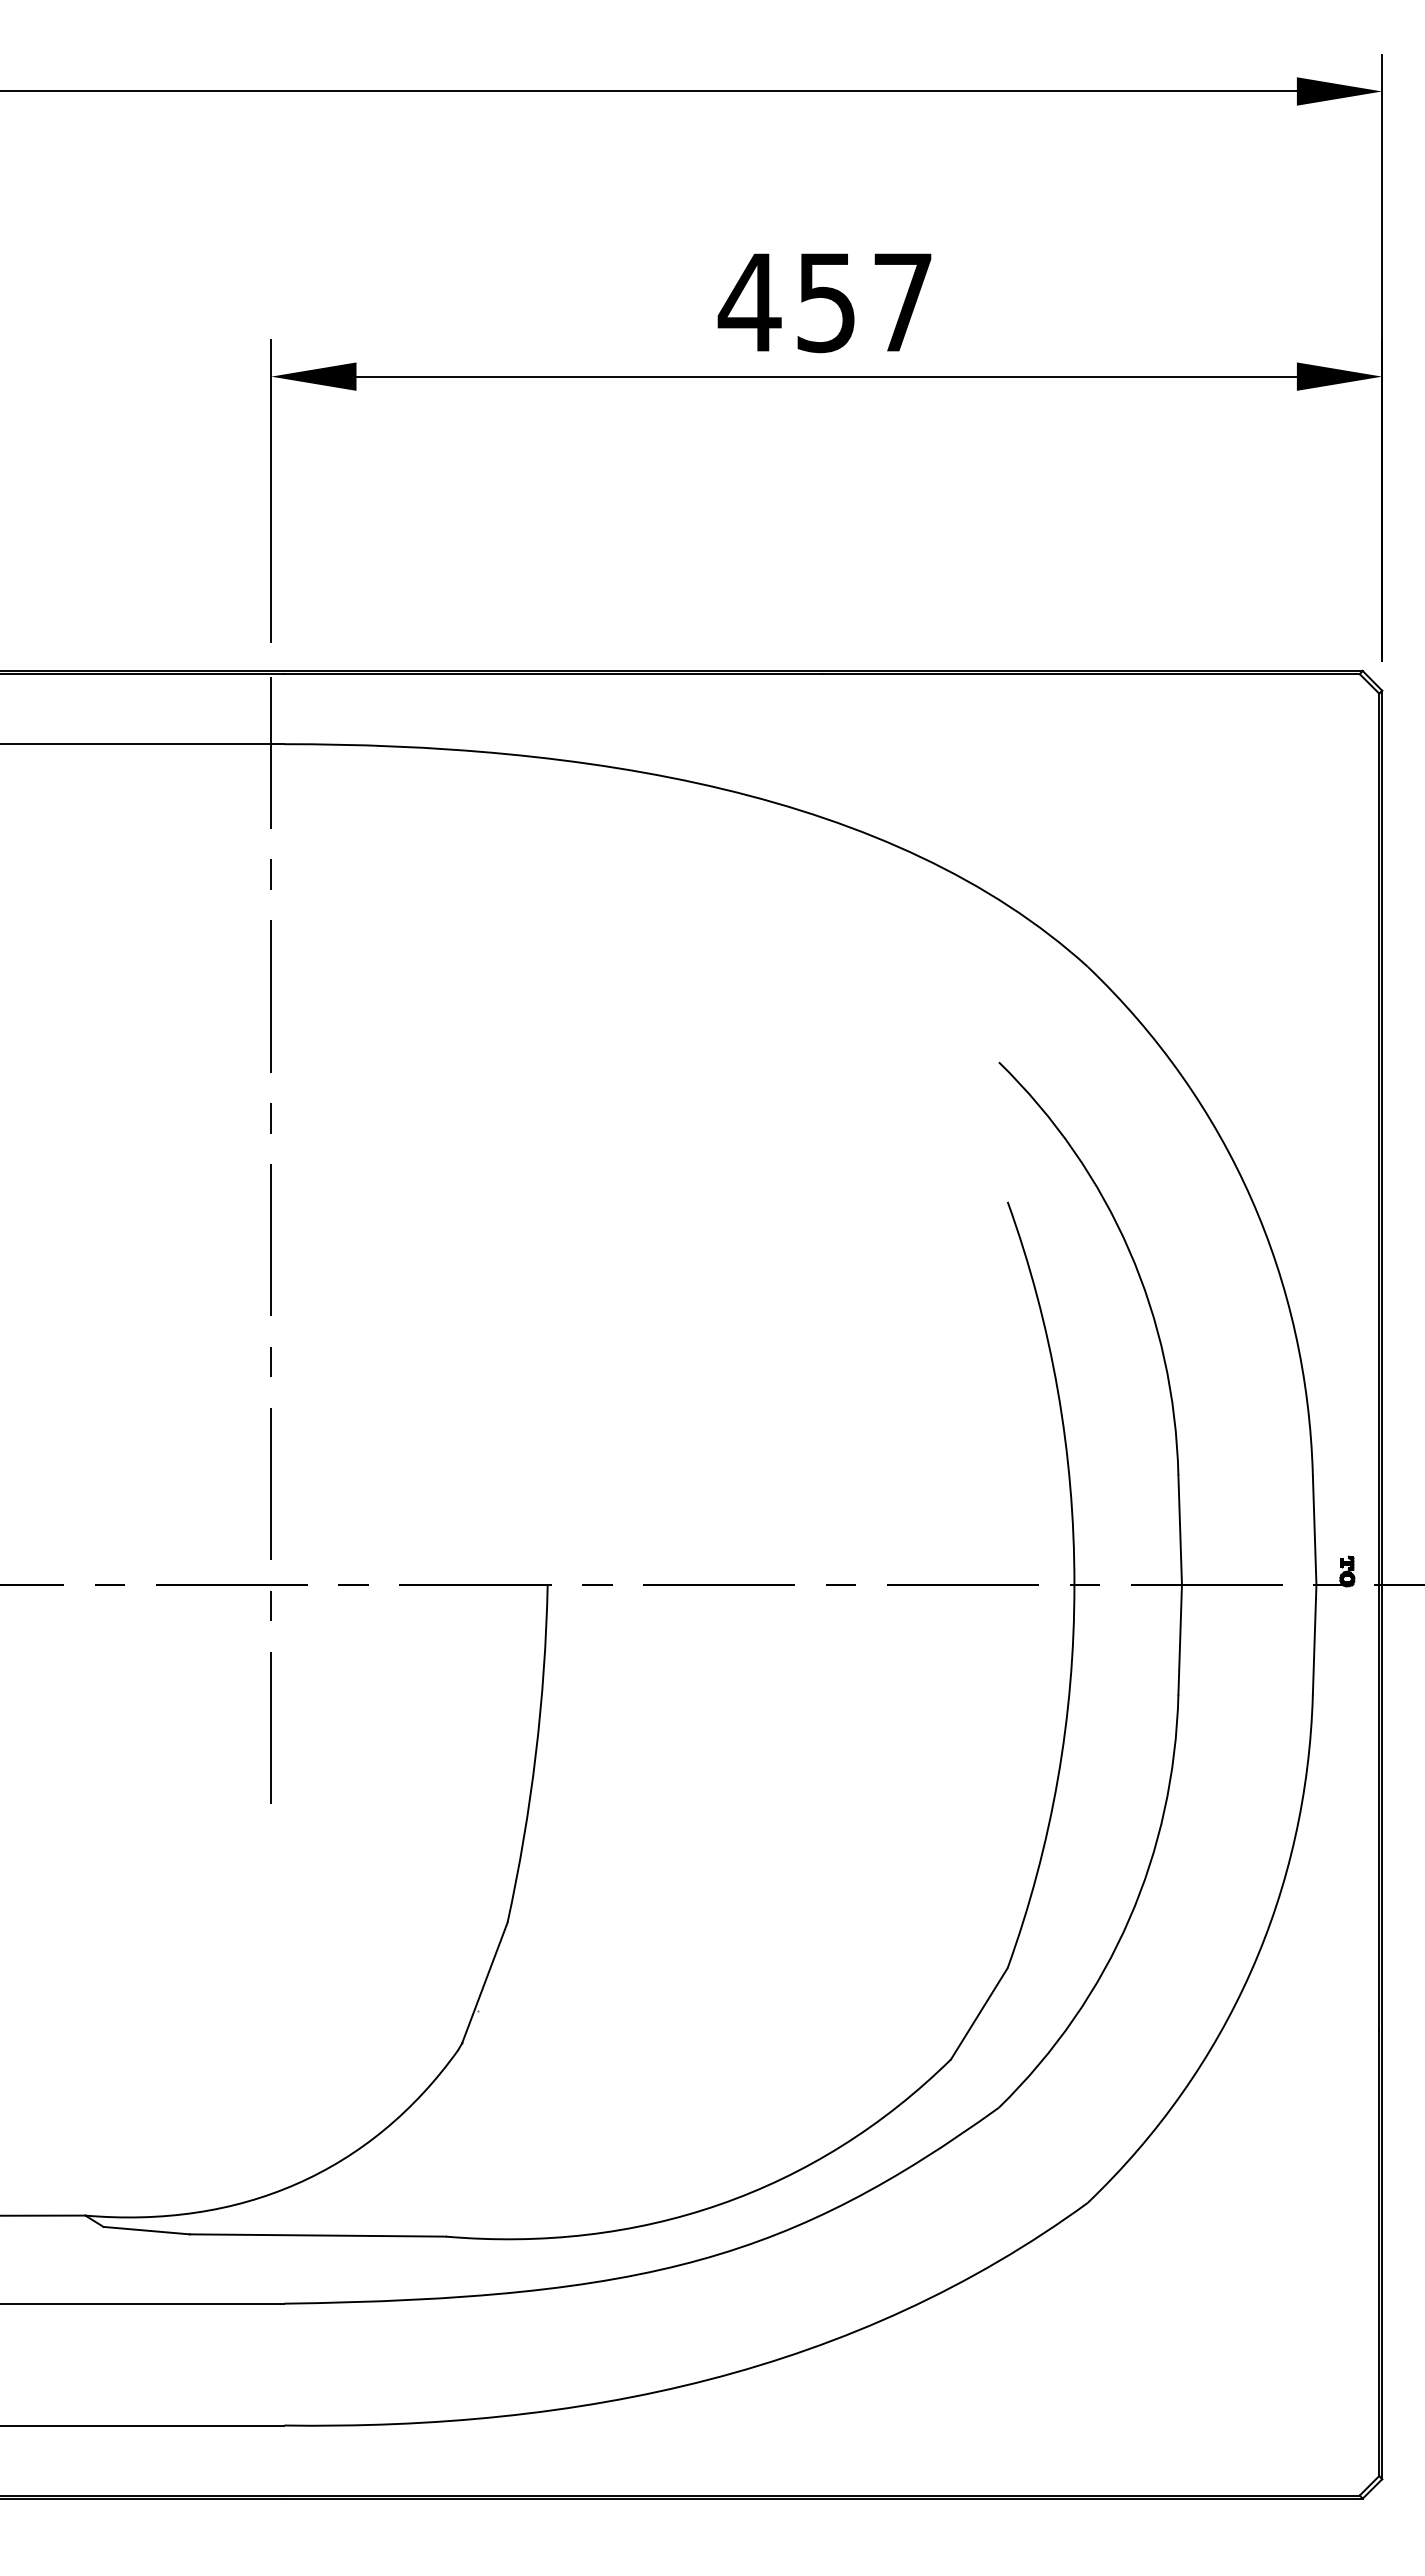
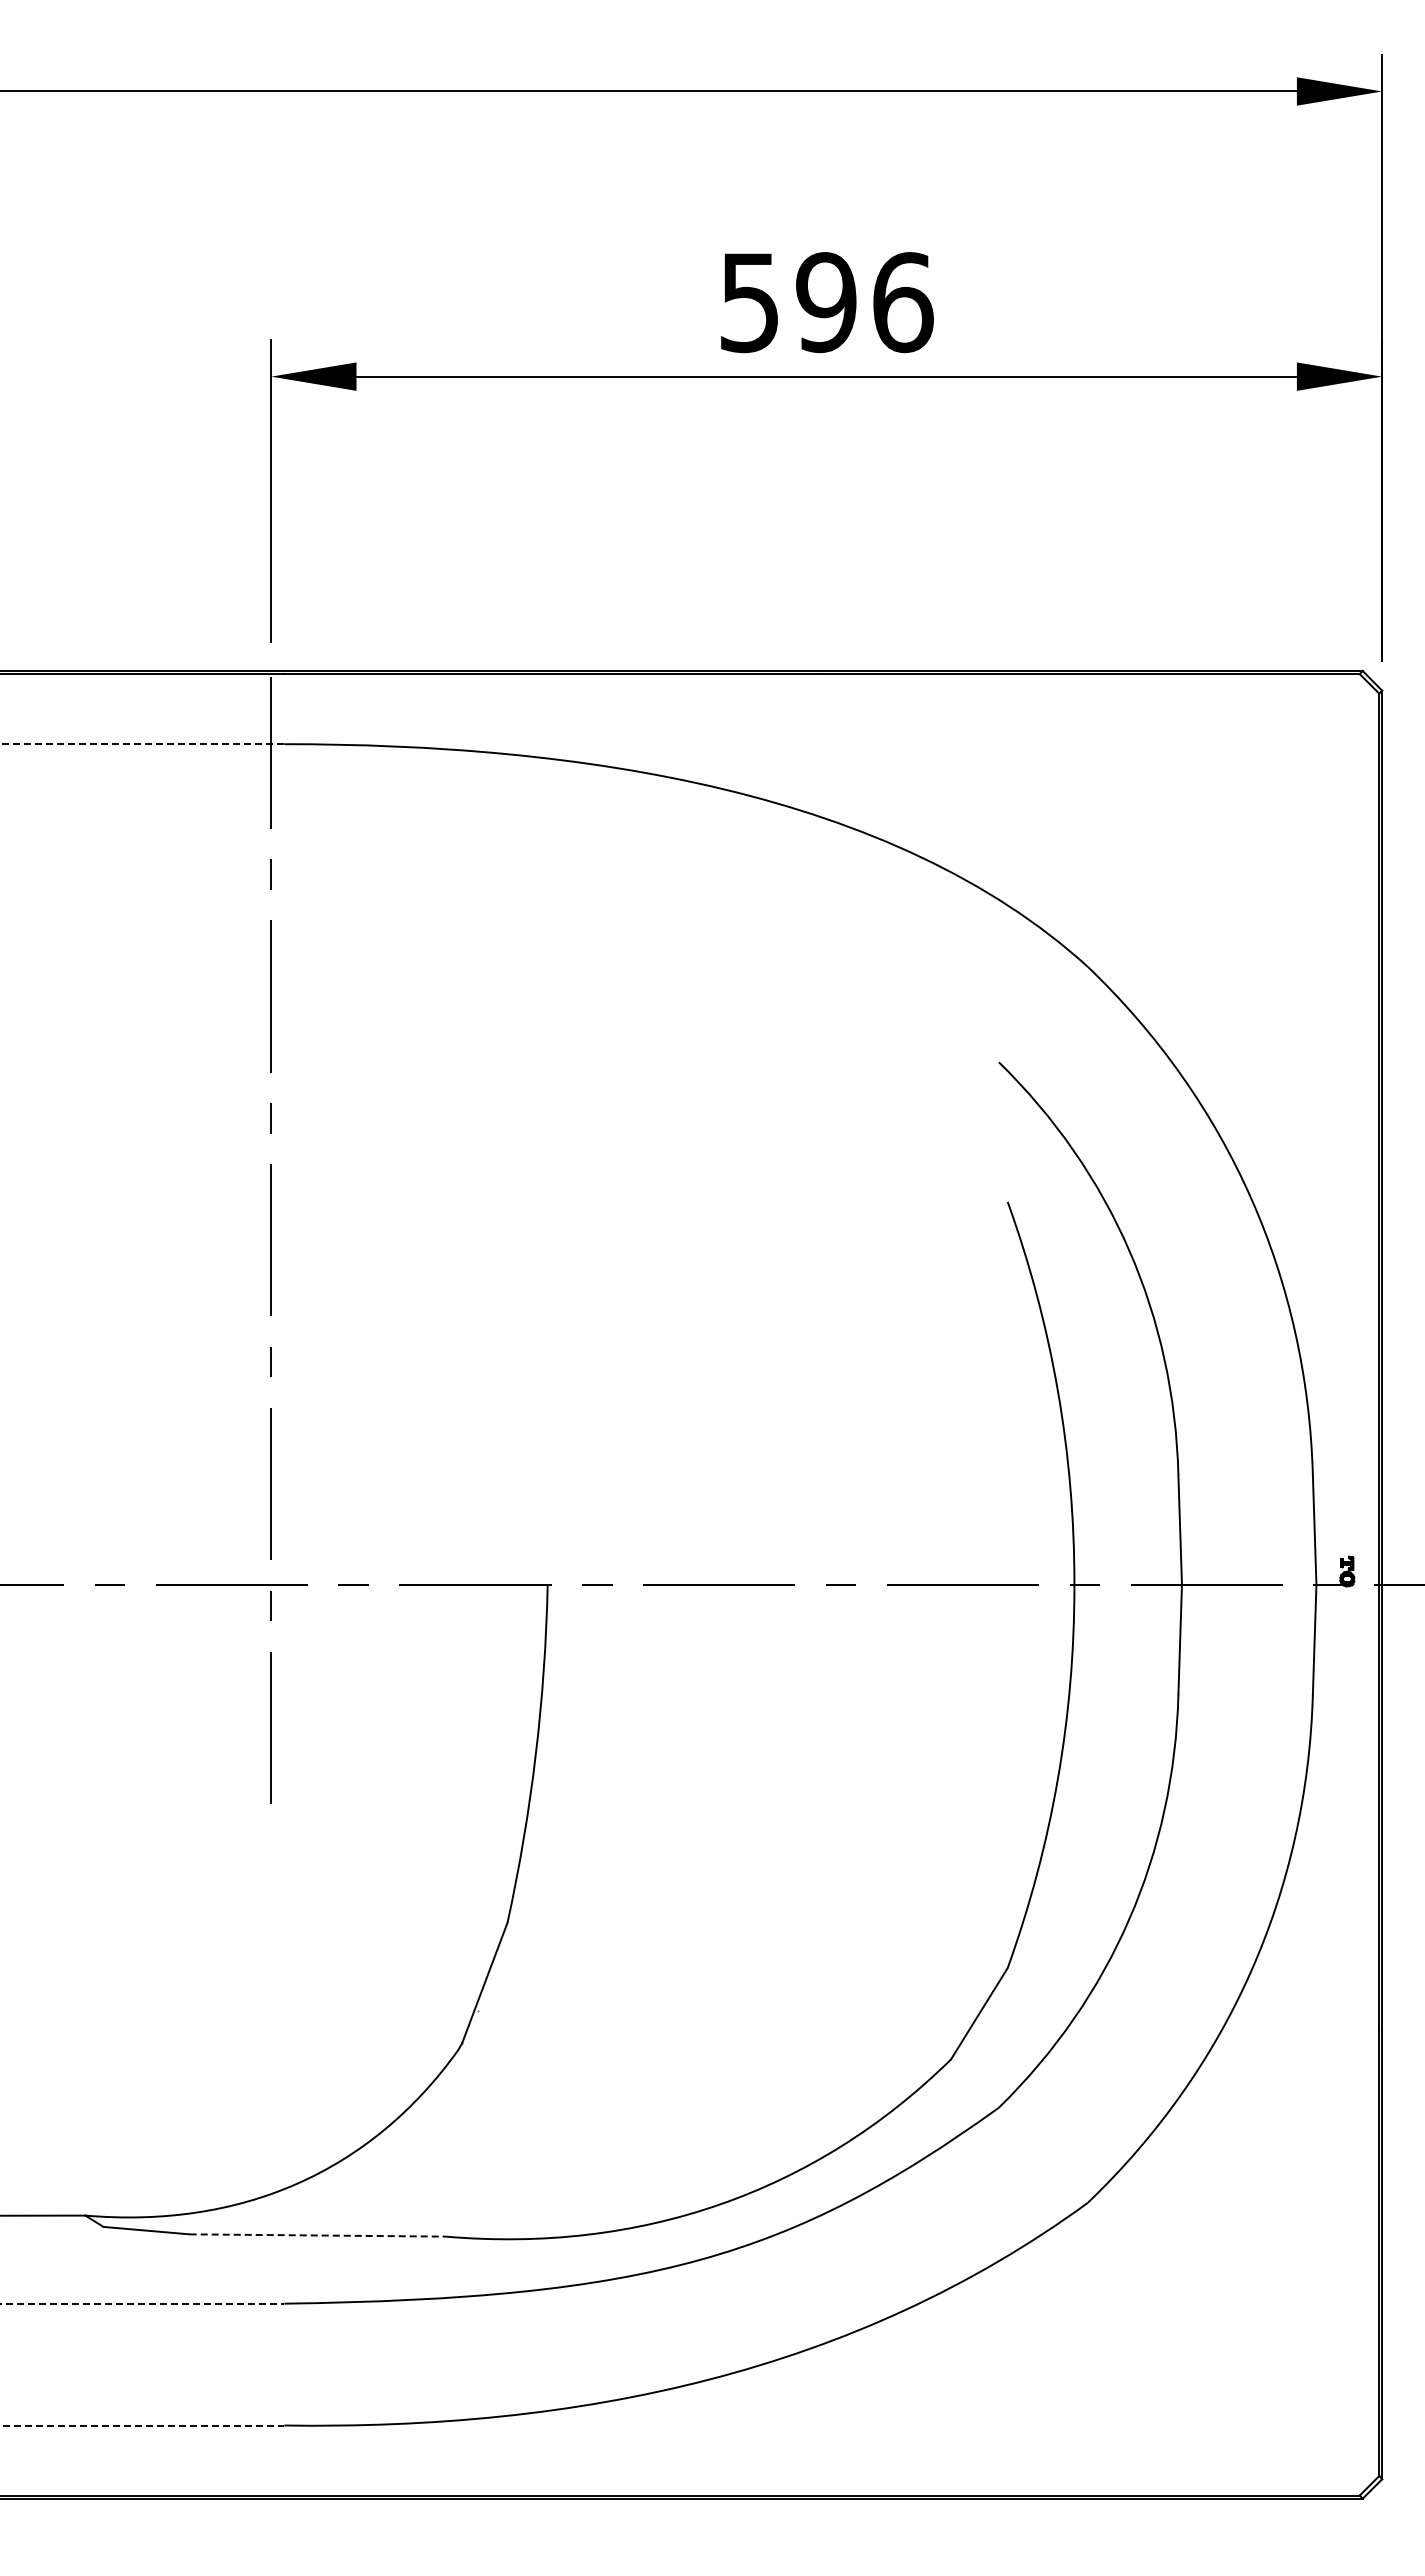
text: 457 -> 596 (825, 302)
line: solid -> dashed (142, 744)
line: solid -> dashed (318, 2235)
line: solid -> dashed (142, 2303)
line: solid -> dashed (142, 2425)
